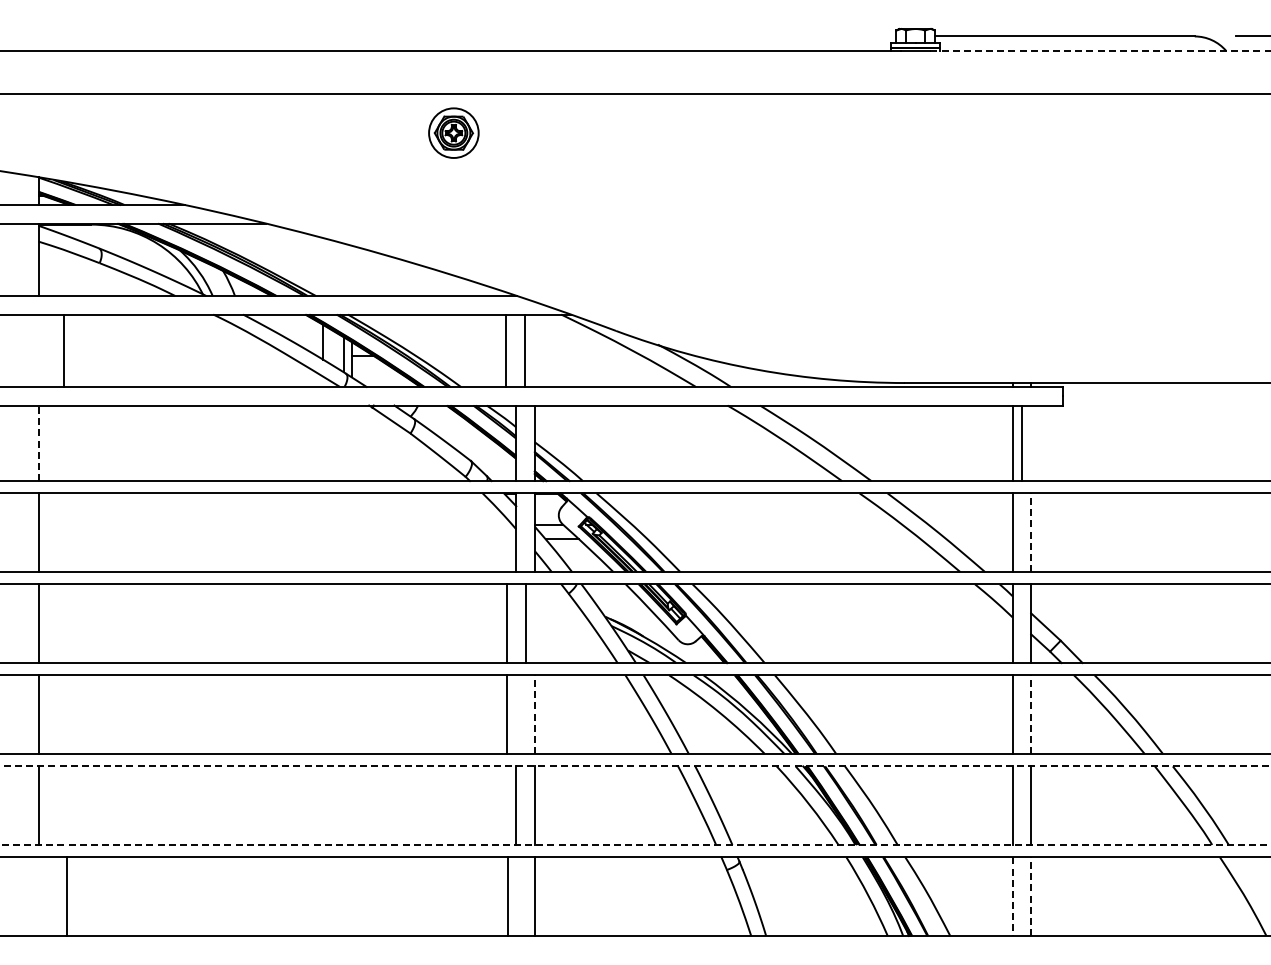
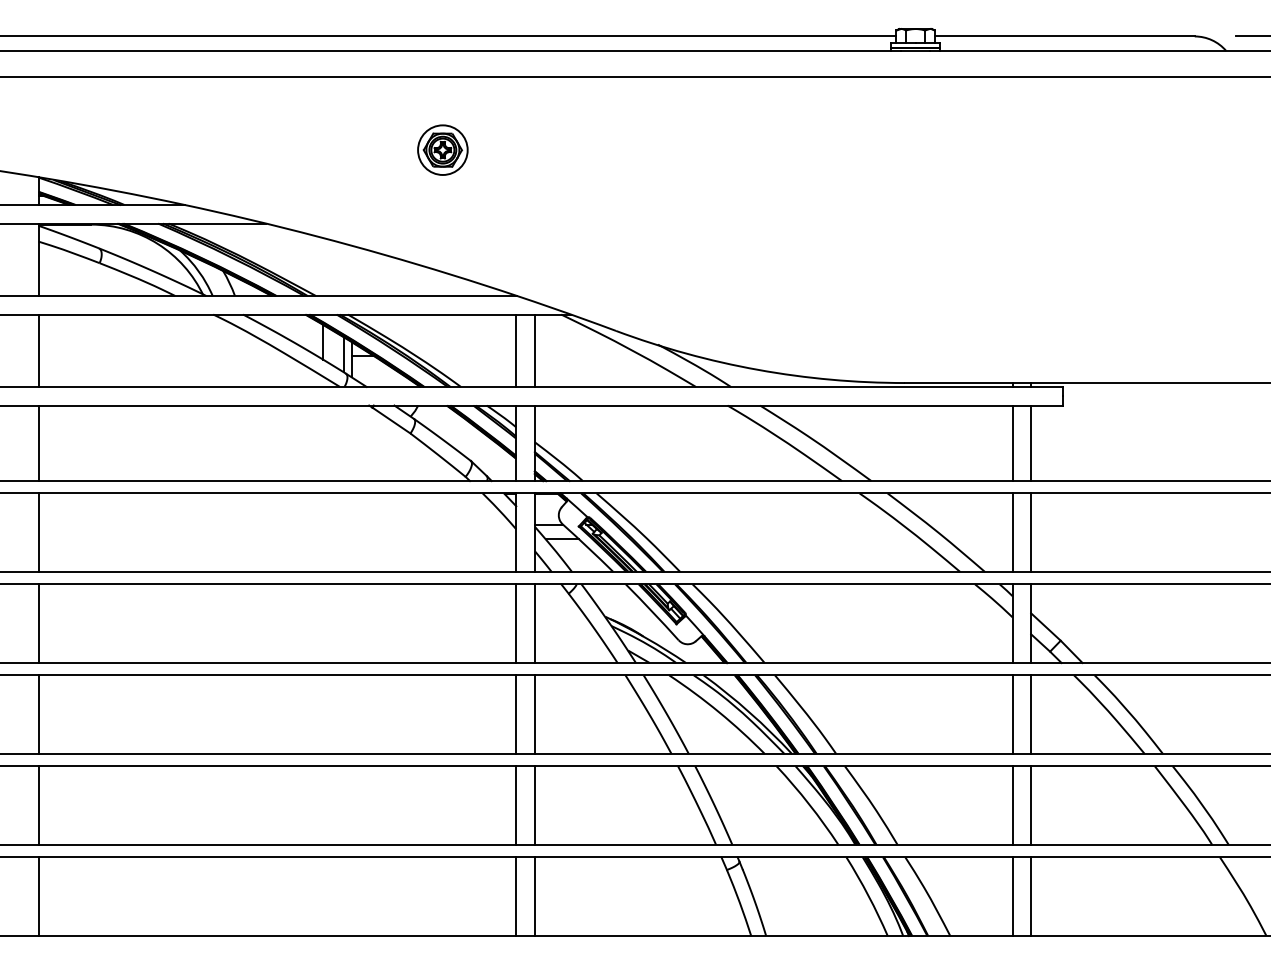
line: none -> present (449, 36)
line: dashed -> solid (1100, 50)
line position: (634, 93) -> (634, 76) (634, 76)
part position: (453, 132) -> (442, 149) (442, 149)
line position: (63, 350) -> (38, 350) (38, 350)
line position: (506, 350) -> (516, 350) (516, 350)
line position: (524, 350) -> (534, 350) (534, 350)
line: dashed -> solid (38, 443)
line position: (1022, 443) -> (1031, 443) (1031, 443)
line: dashed -> solid (1031, 532)
line position: (507, 623) -> (516, 623) (516, 623)
line position: (525, 623) -> (534, 623) (534, 623)
line position: (507, 714) -> (516, 714) (516, 714)
line: dashed -> solid (534, 714)
line: dashed -> solid (1031, 714)
line: dashed -> solid (635, 766)
line: dashed -> solid (635, 844)
line position: (66, 896) -> (38, 896) (38, 896)
line position: (508, 896) -> (516, 896) (516, 896)
line: dashed -> solid (1031, 896)
line: dashed -> solid (1012, 897)
